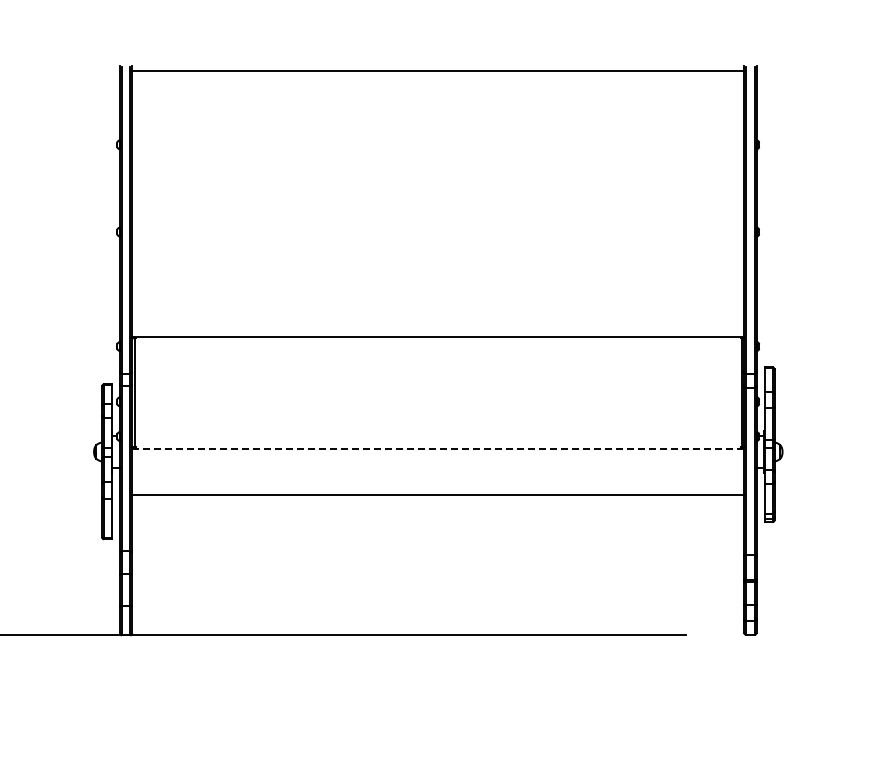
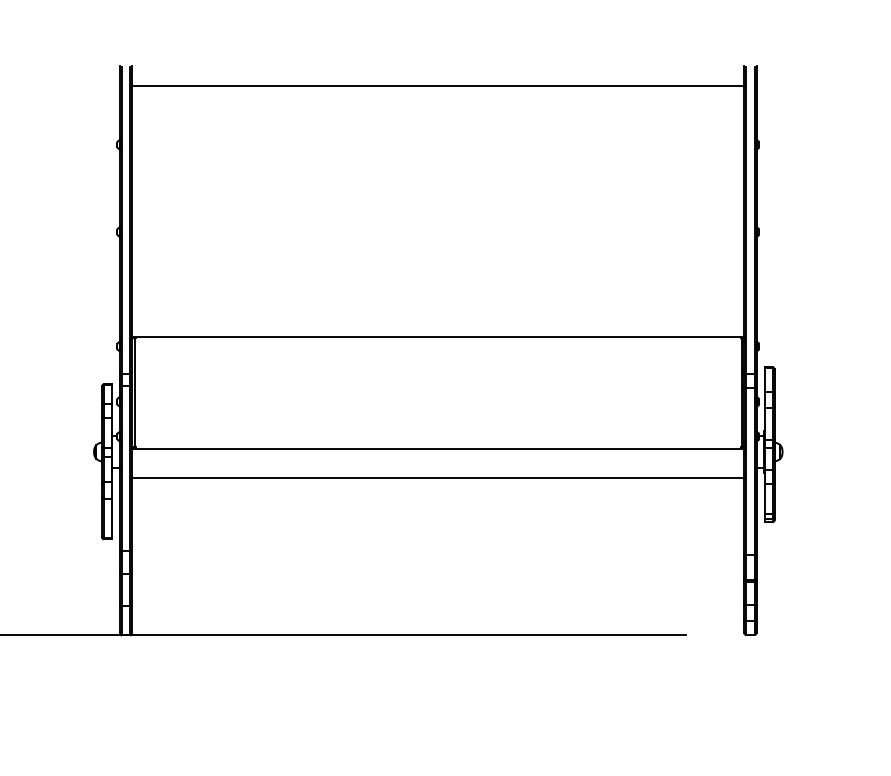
line position: (438, 70) -> (438, 85) (438, 85)
line: dashed -> solid (438, 448)
line position: (438, 494) -> (438, 477) (438, 477)
